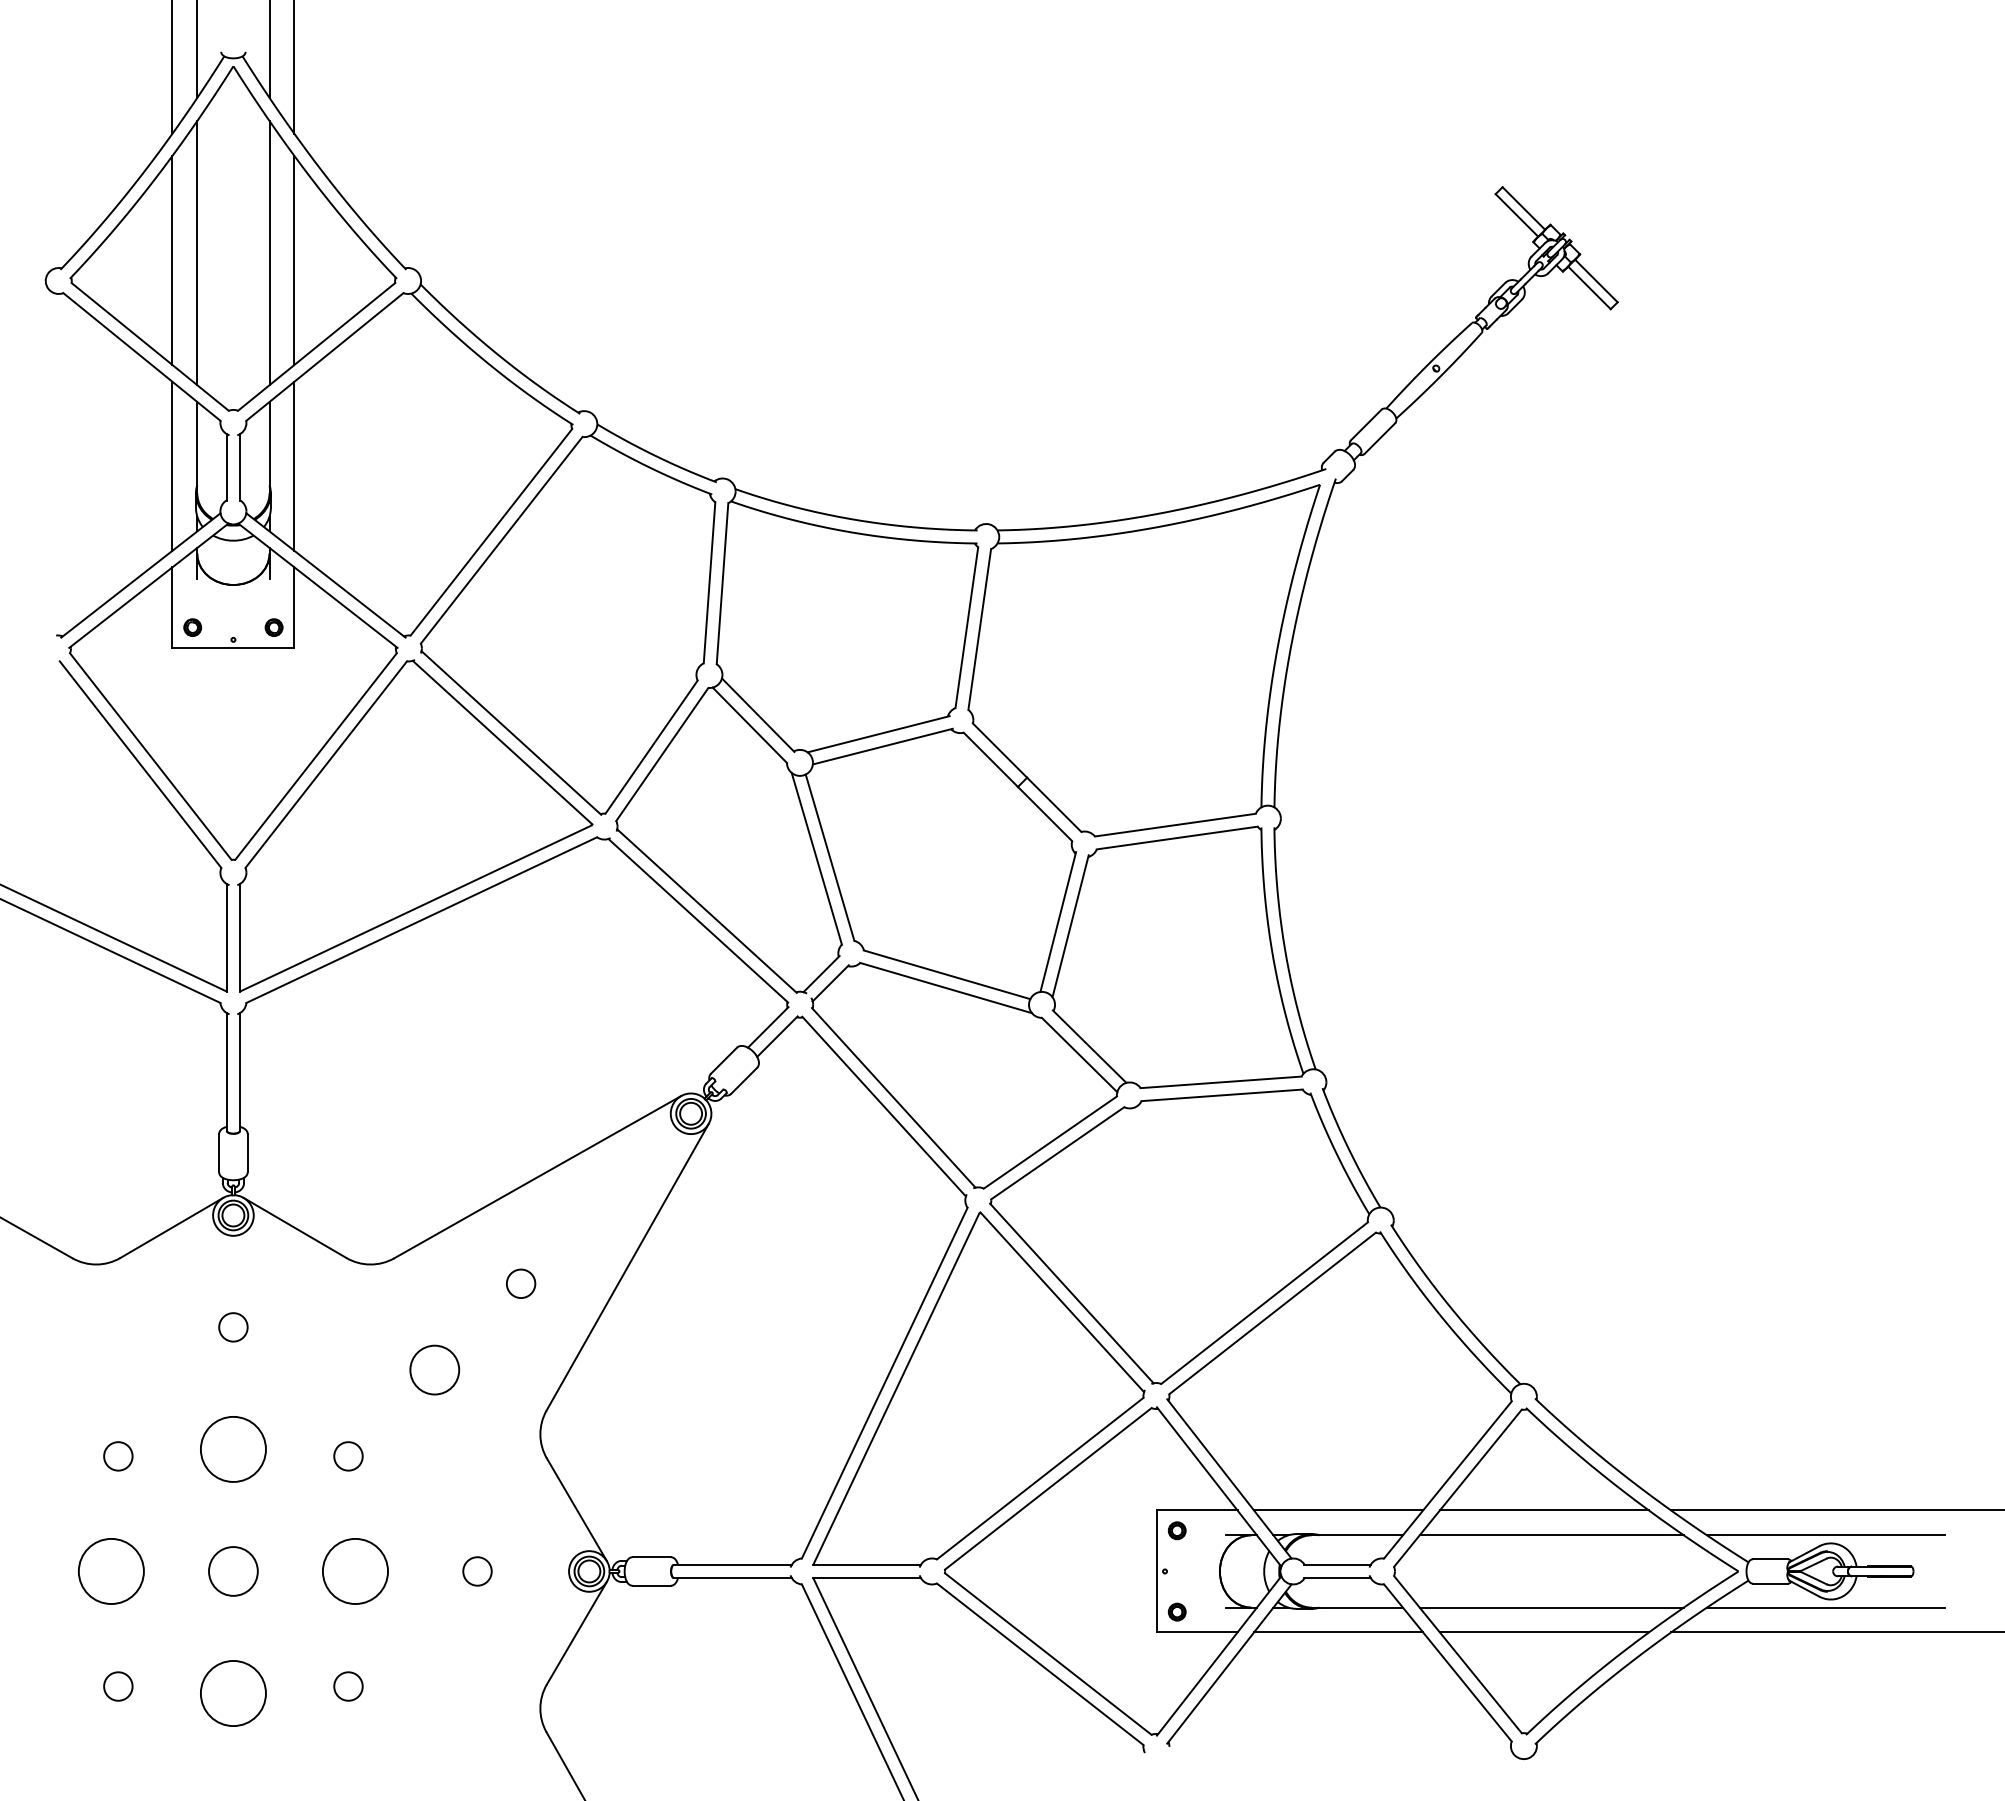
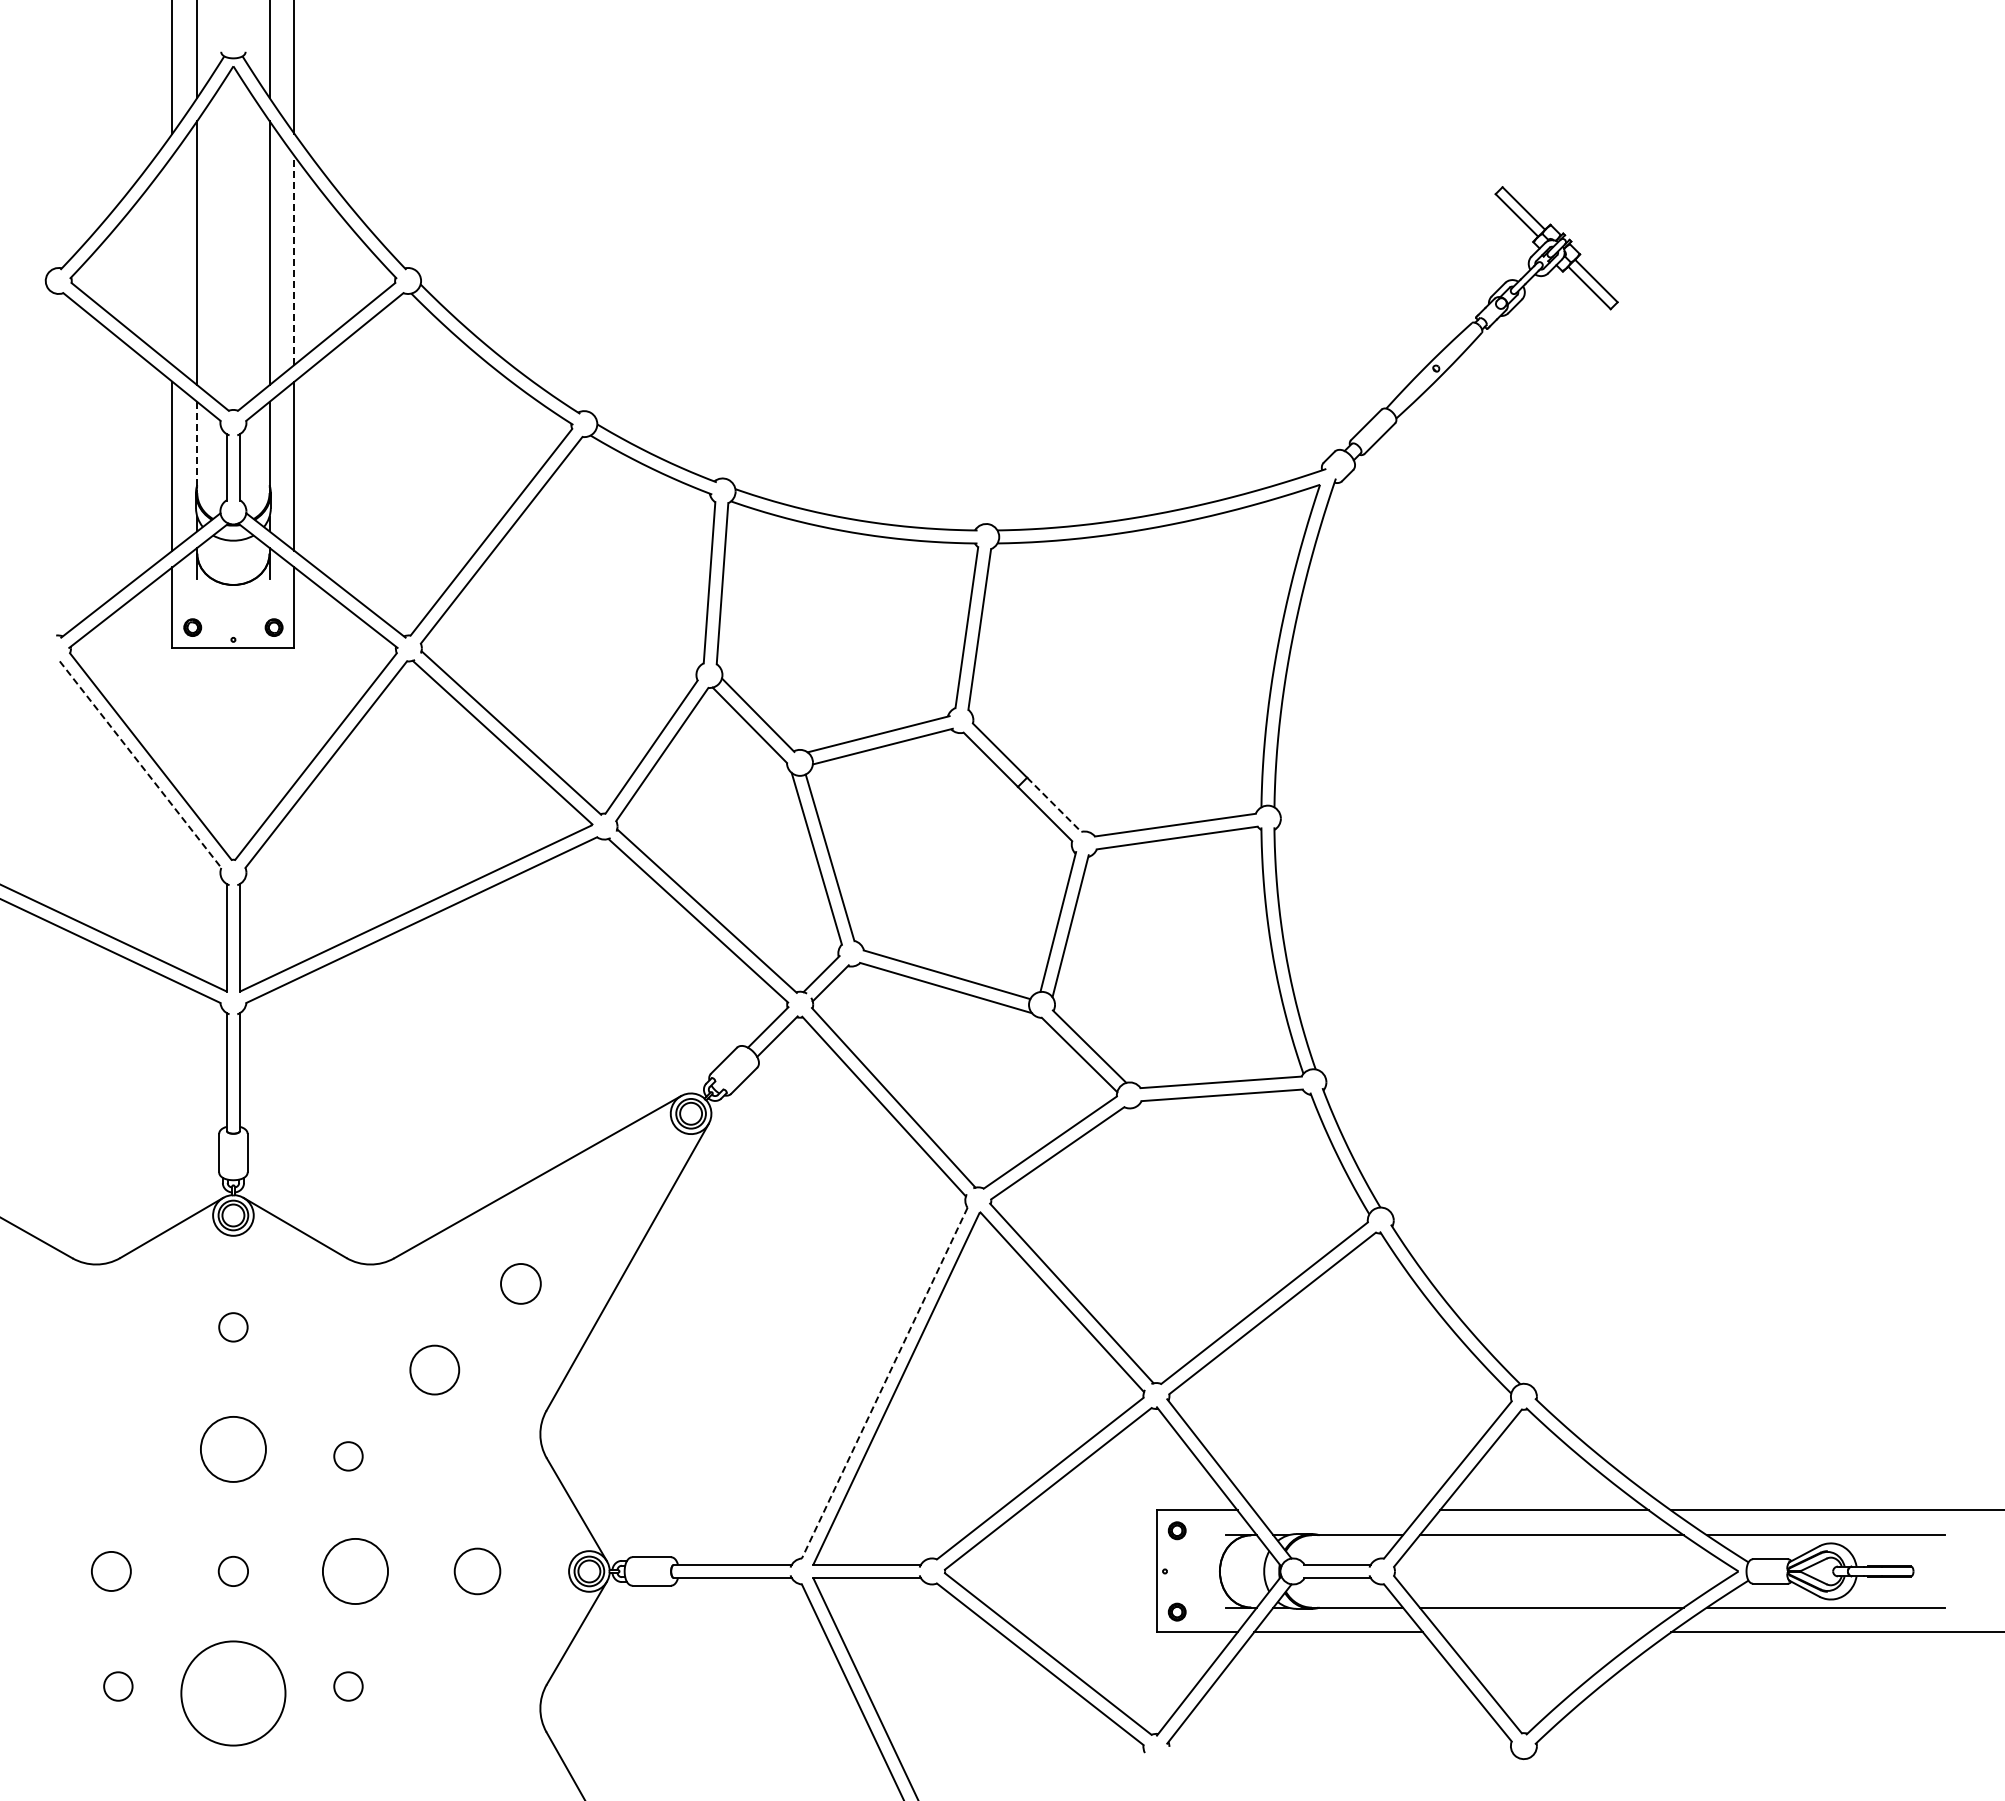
line: solid -> dashed (294, 259)
line: present -> none (172, 260)
line: solid -> dashed (197, 447)
line: solid -> dashed (140, 765)
line: solid -> dashed (1054, 805)
circle size: 31x31 px -> 42x42 px (520, 1283)
line: solid -> dashed (884, 1383)
circle: present -> none (118, 1456)
line: present -> none (1338, 1510)
circle diameter: 65 px -> 39 px (110, 1570)
circle diameter: 49 px -> 29 px (233, 1571)
circle size: 31x31 px -> 49x49 px (477, 1571)
line: present -> none (1543, 1632)
circle diameter: 65 px -> 104 px (233, 1693)
